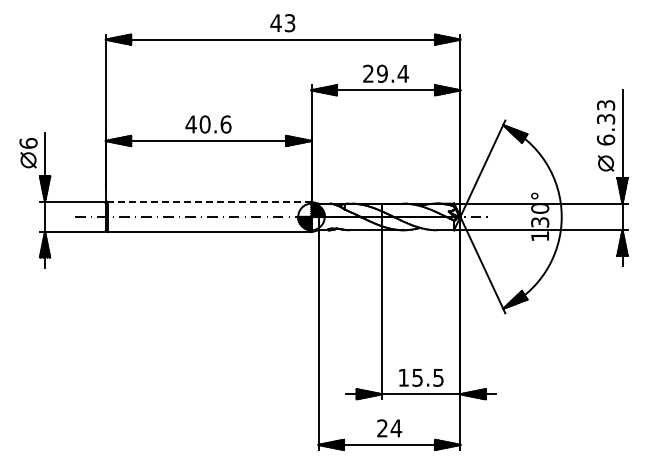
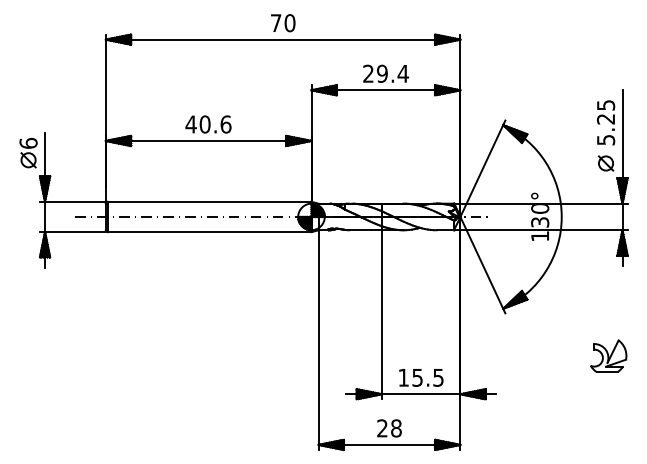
text: 43 -> 70 (282, 23)
text: 6.33 -> 5.25 (606, 122)
line: dashed -> solid (209, 201)
part: none -> present (608, 355)
text: 24 -> 28 (396, 428)
